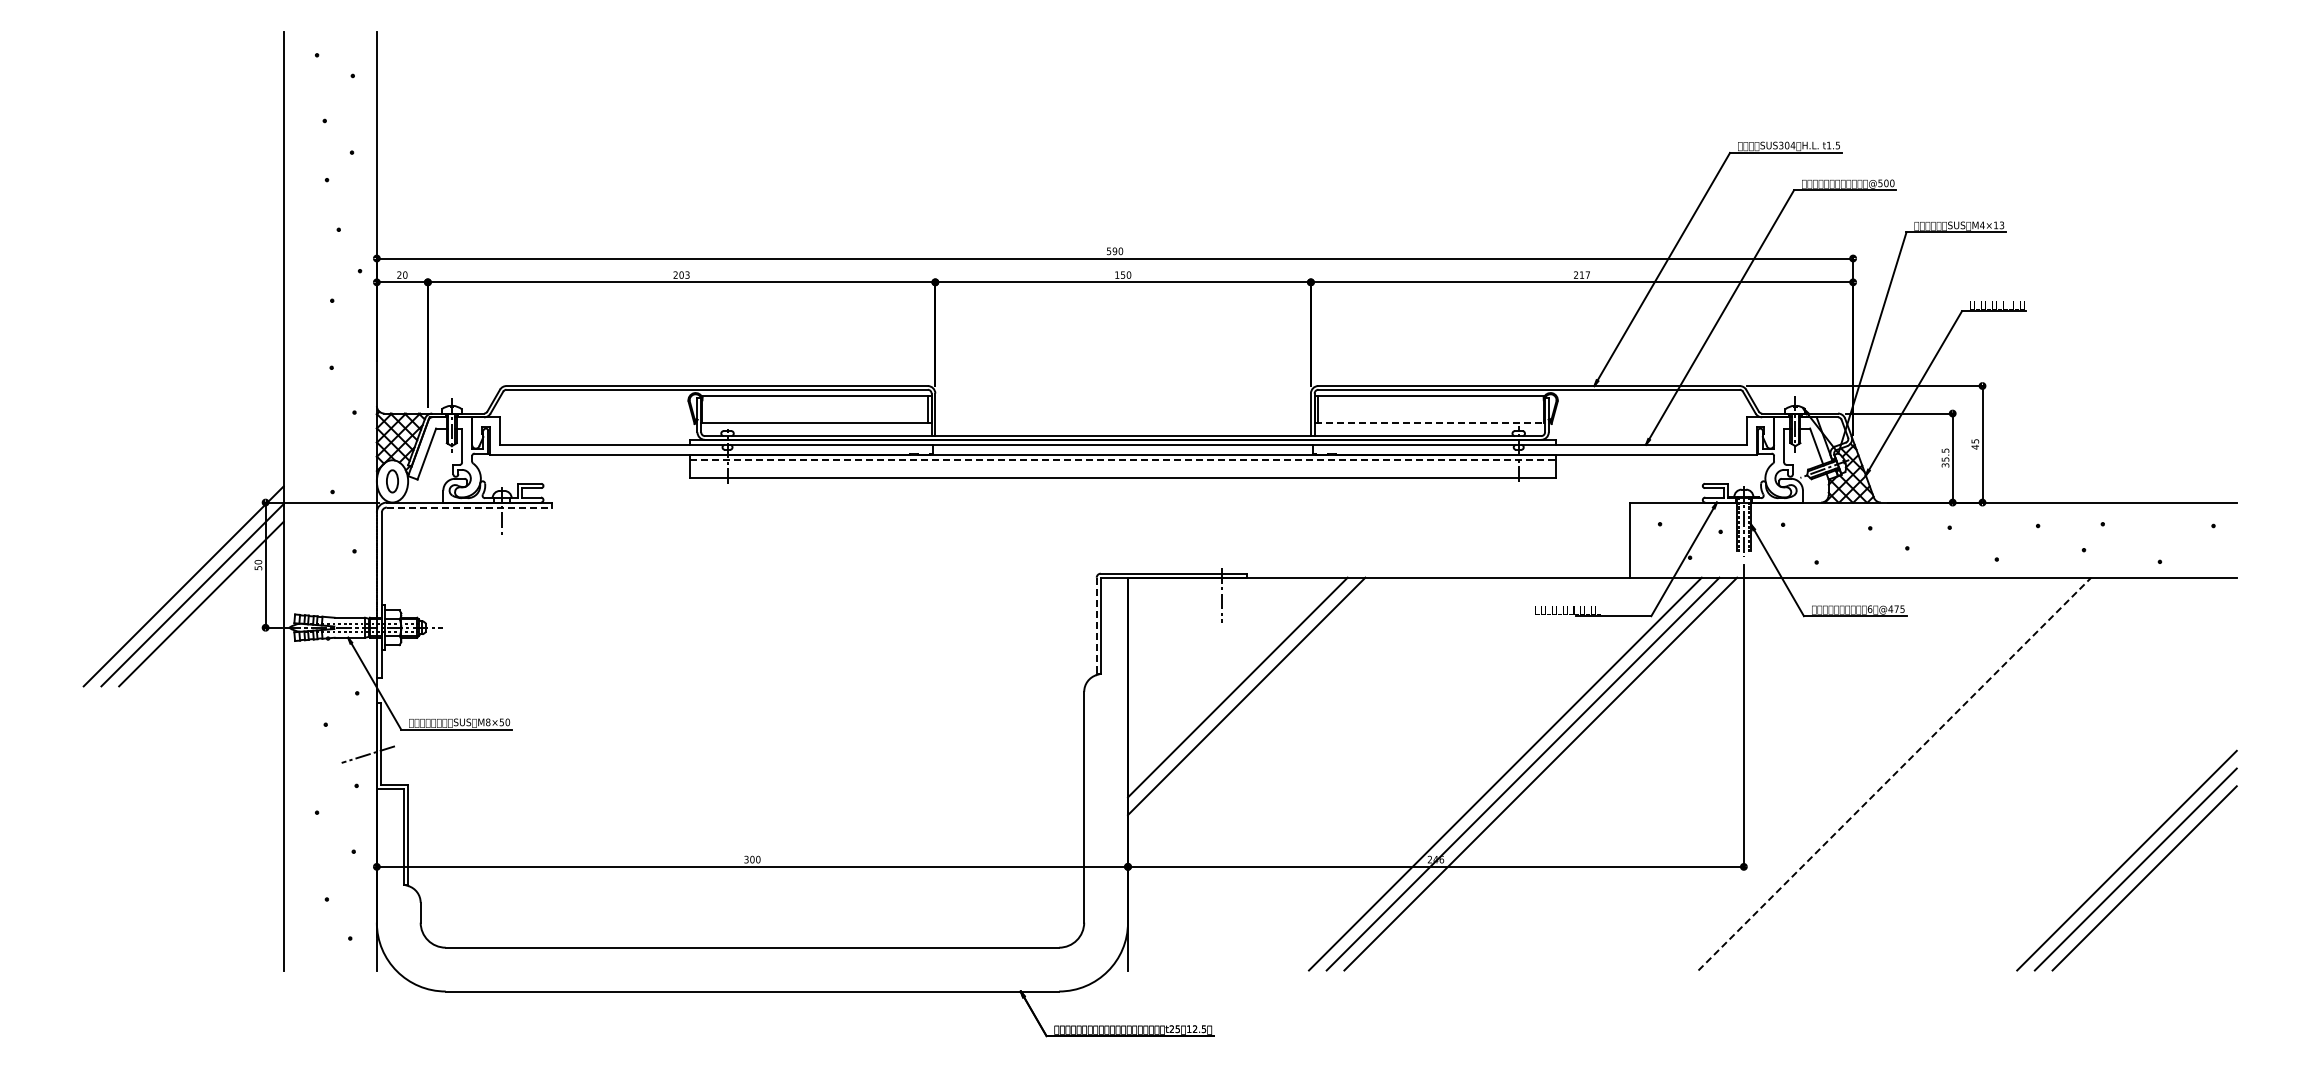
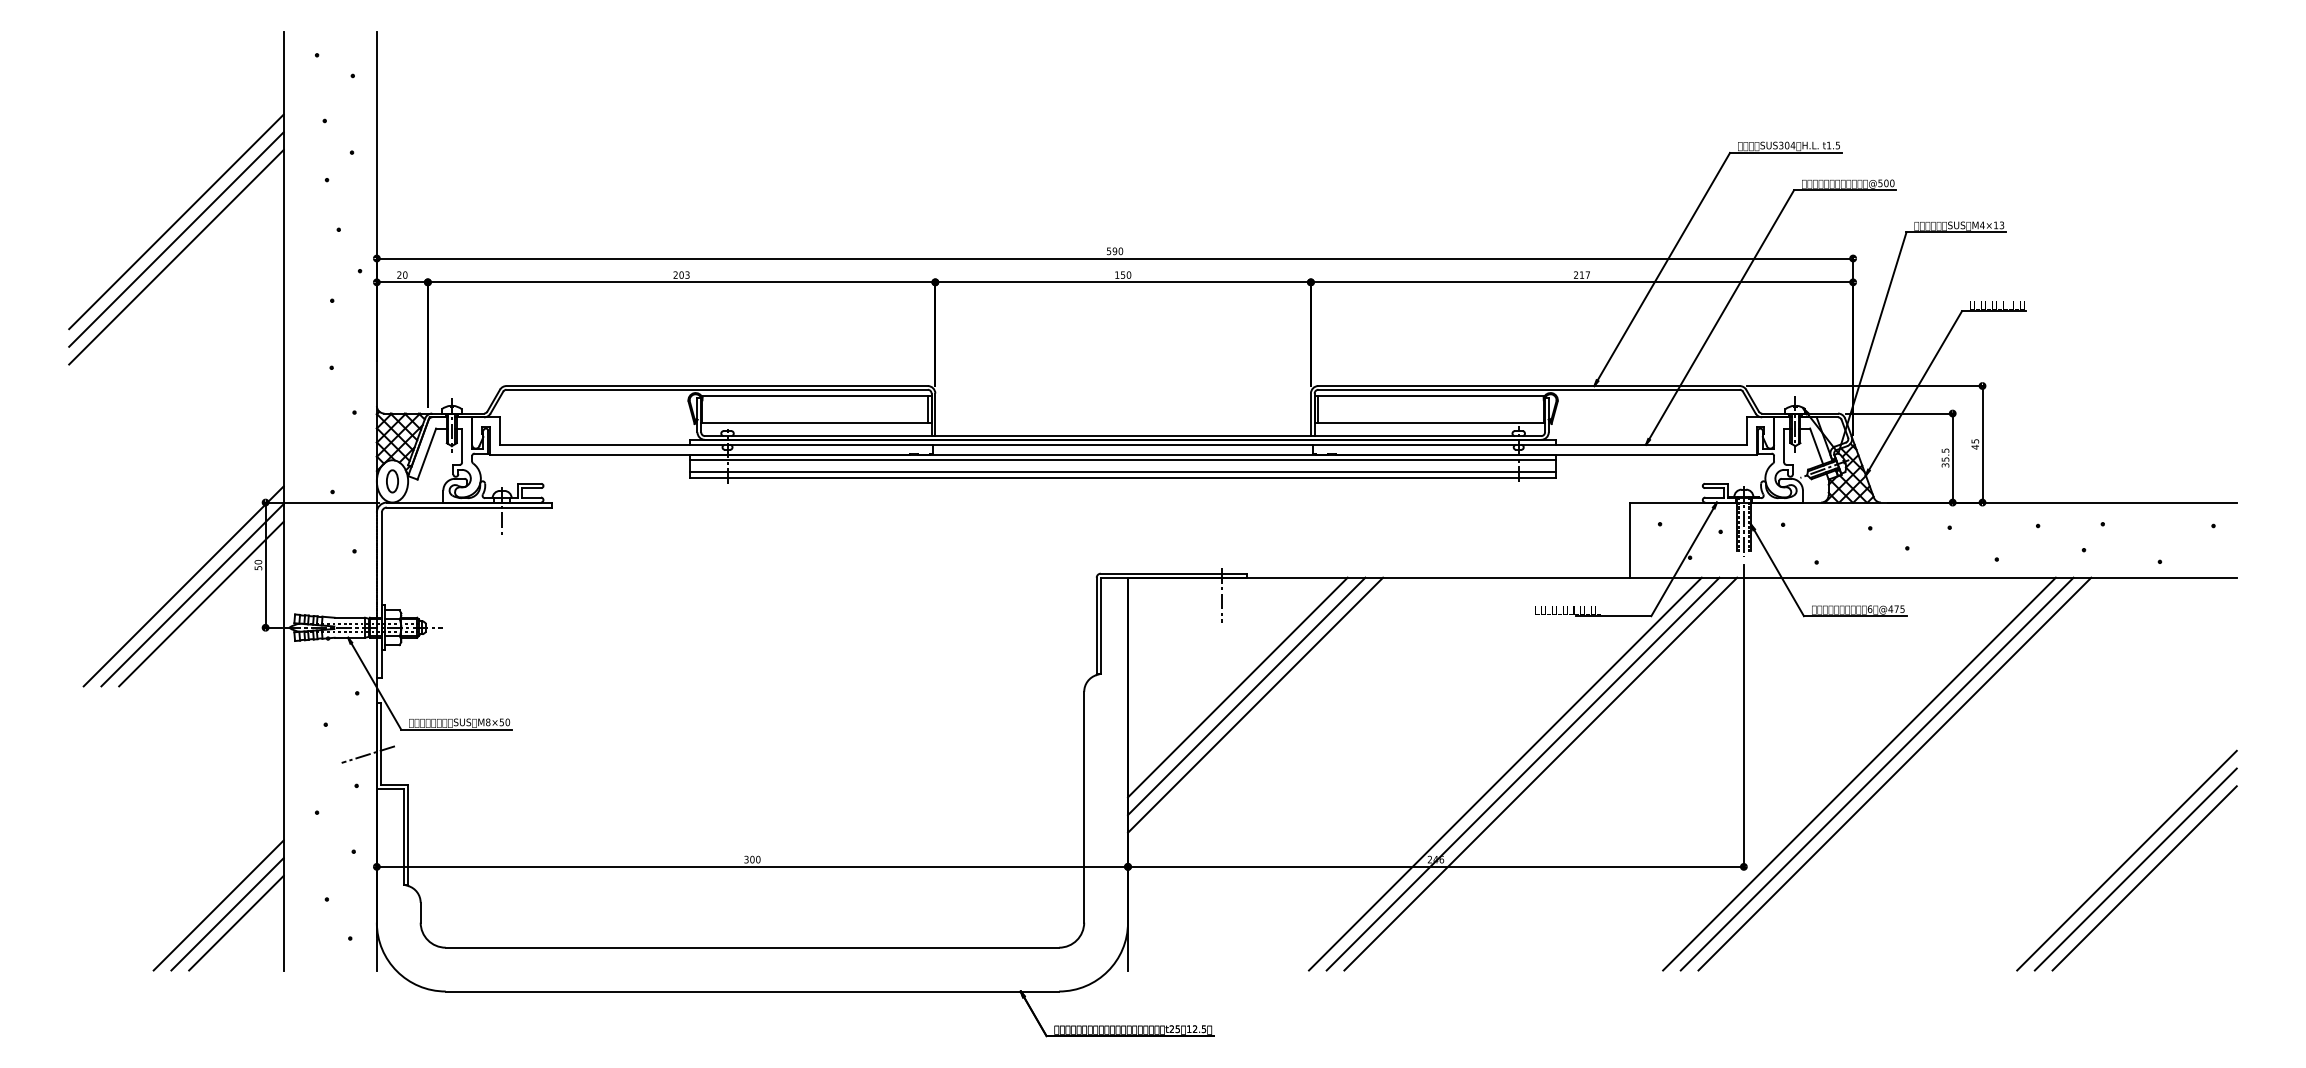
line: none -> present (176, 221)
line: none -> present (176, 239)
line: none -> present (176, 256)
line: dashed -> solid (1430, 423)
line: dashed -> solid (1123, 460)
line: none -> present (1122, 472)
line: dashed -> solid (469, 507)
line: dashed -> solid (1096, 626)
line: none -> present (1255, 704)
line: none -> present (1859, 773)
line: none -> present (1876, 773)
line: dashed -> solid (1894, 774)
line: none -> present (218, 905)
line: none -> present (227, 914)
line: none -> present (236, 922)
